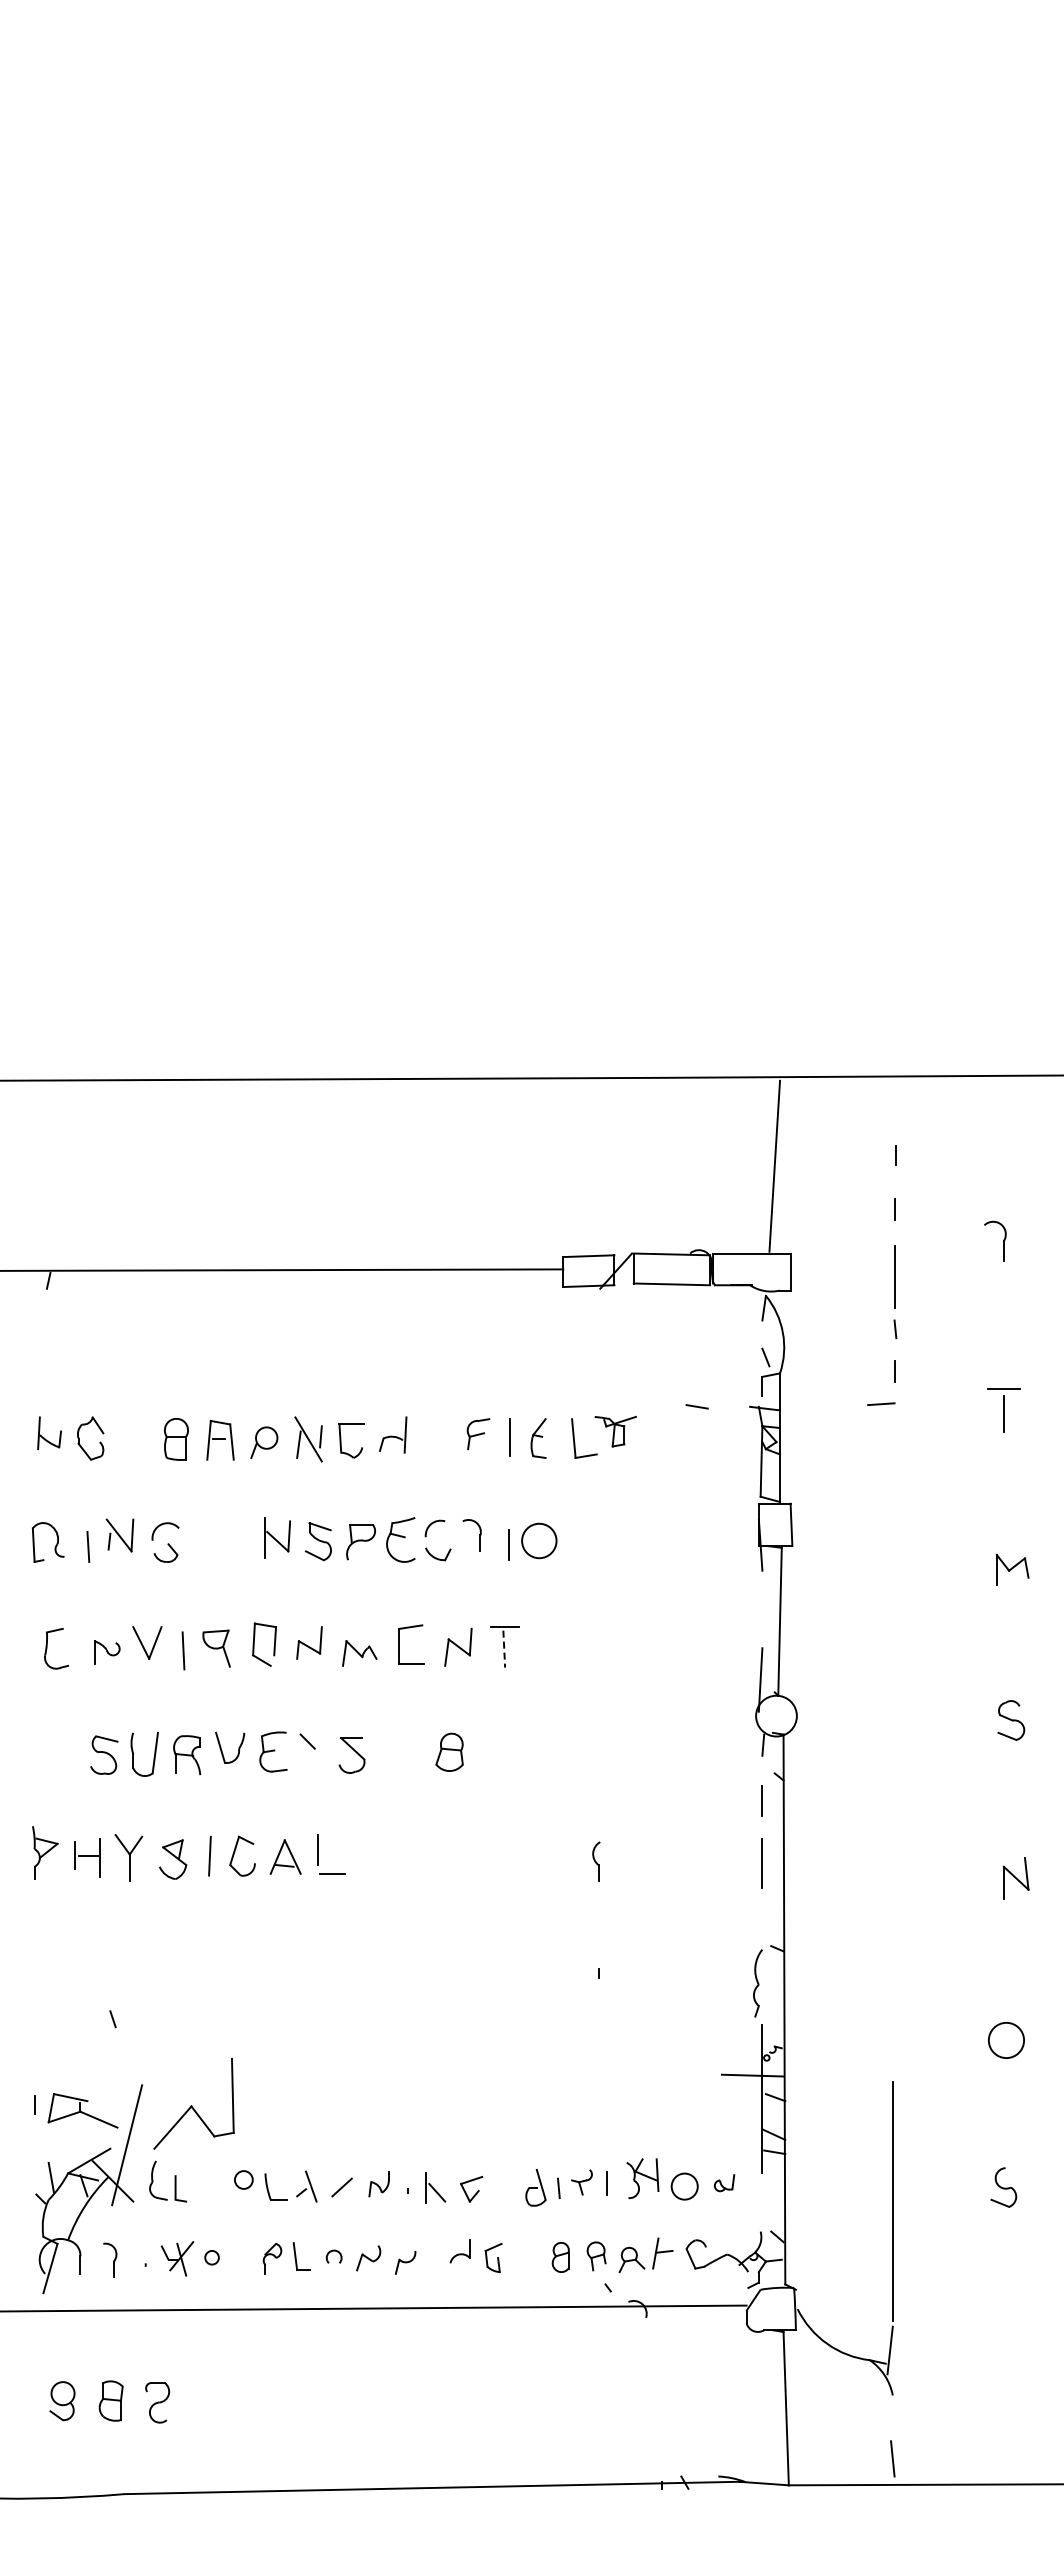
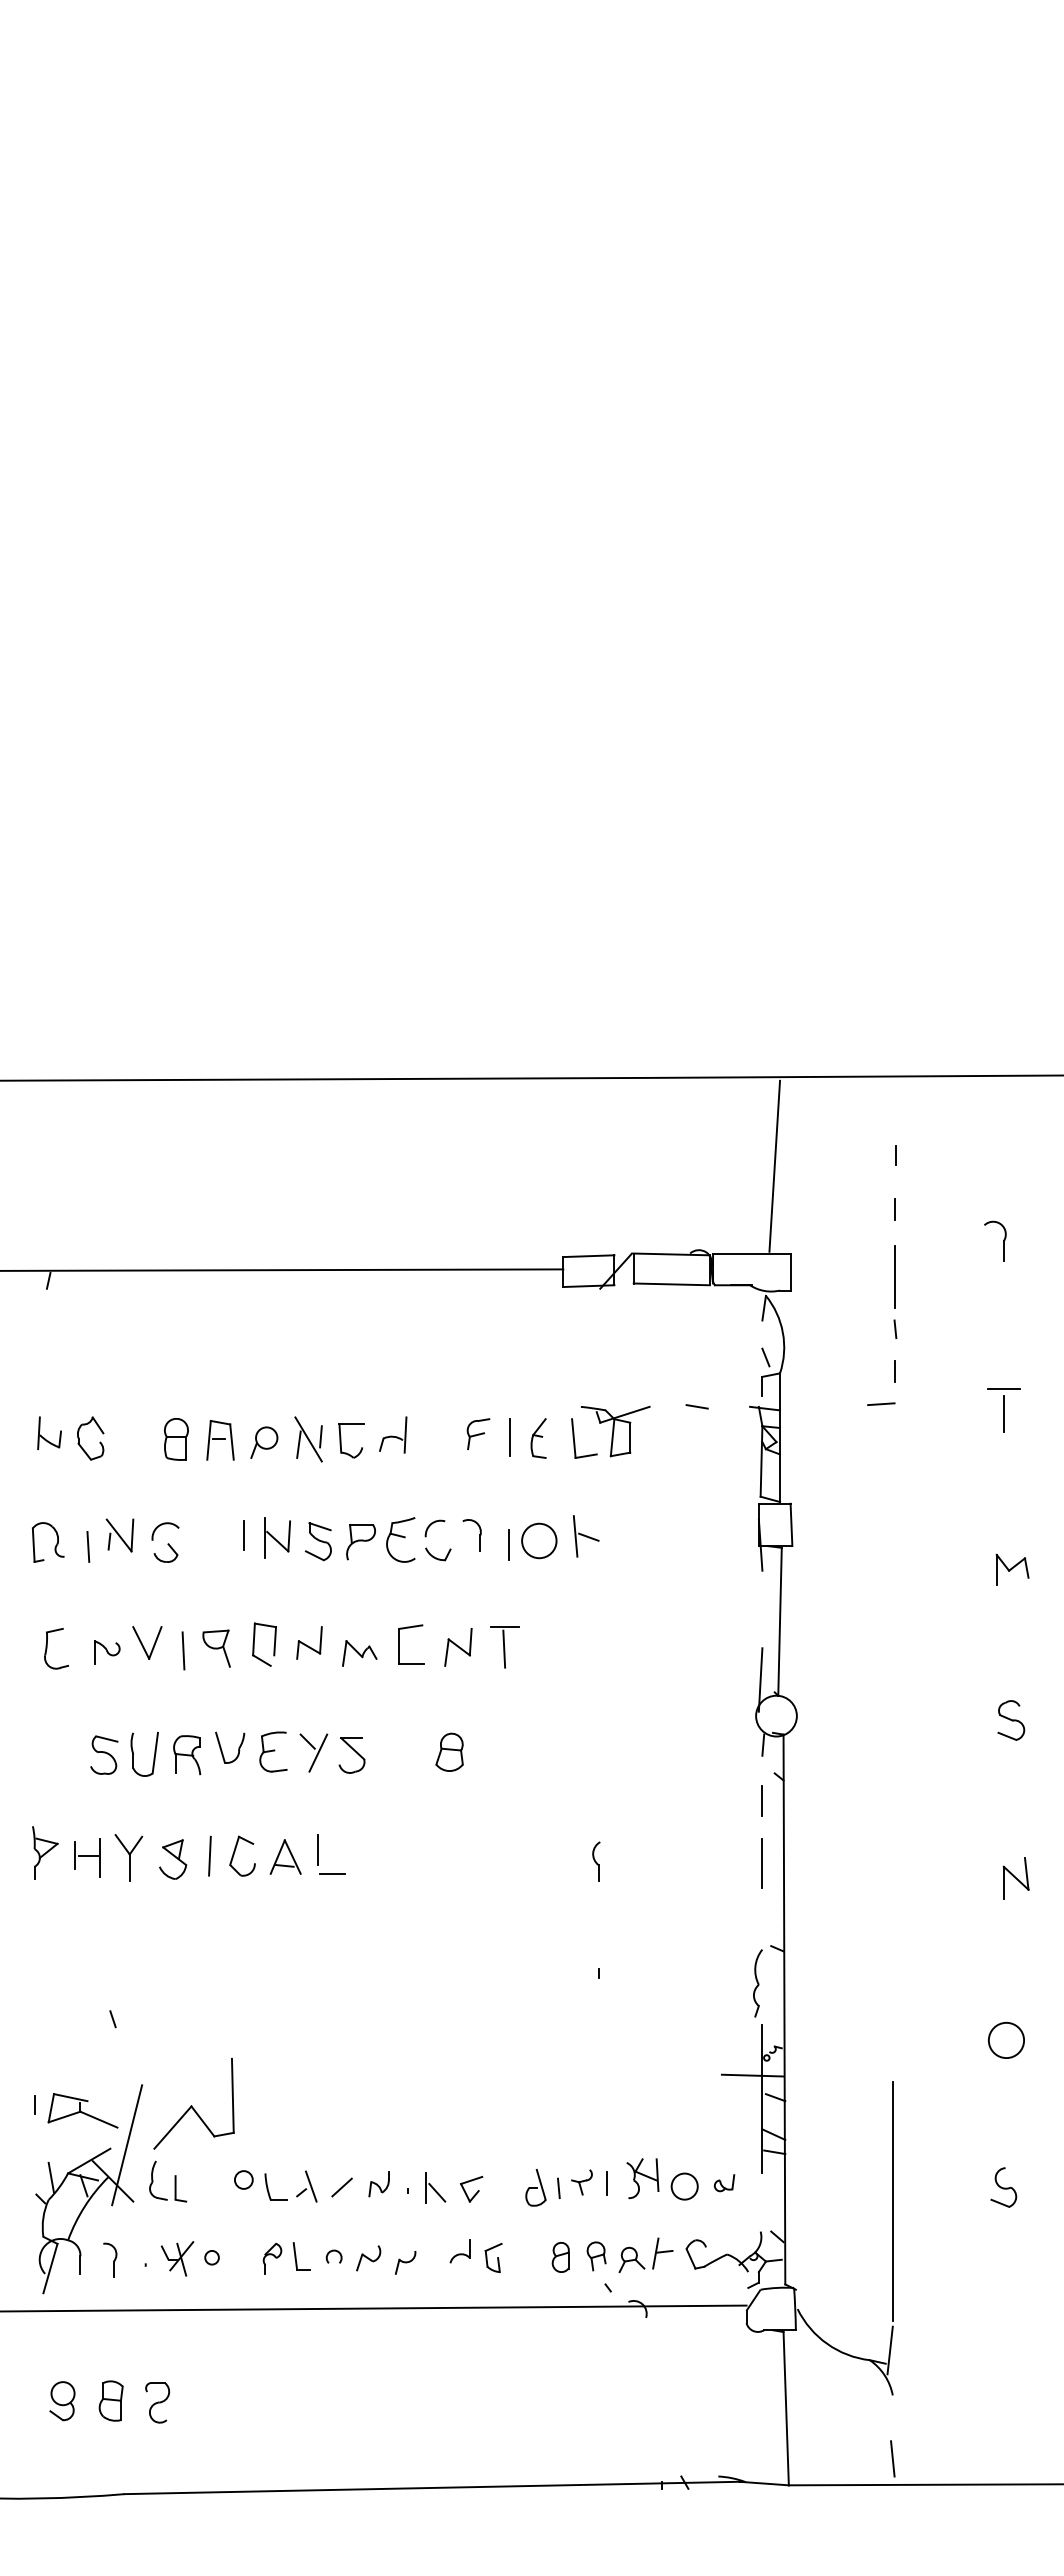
part size: 43x33 px -> 71x52 px (615, 1431)
line: none -> present (244, 1535)
part: none -> present (586, 1536)
line: dashed -> solid (504, 1649)
line: none -> present (318, 1752)
